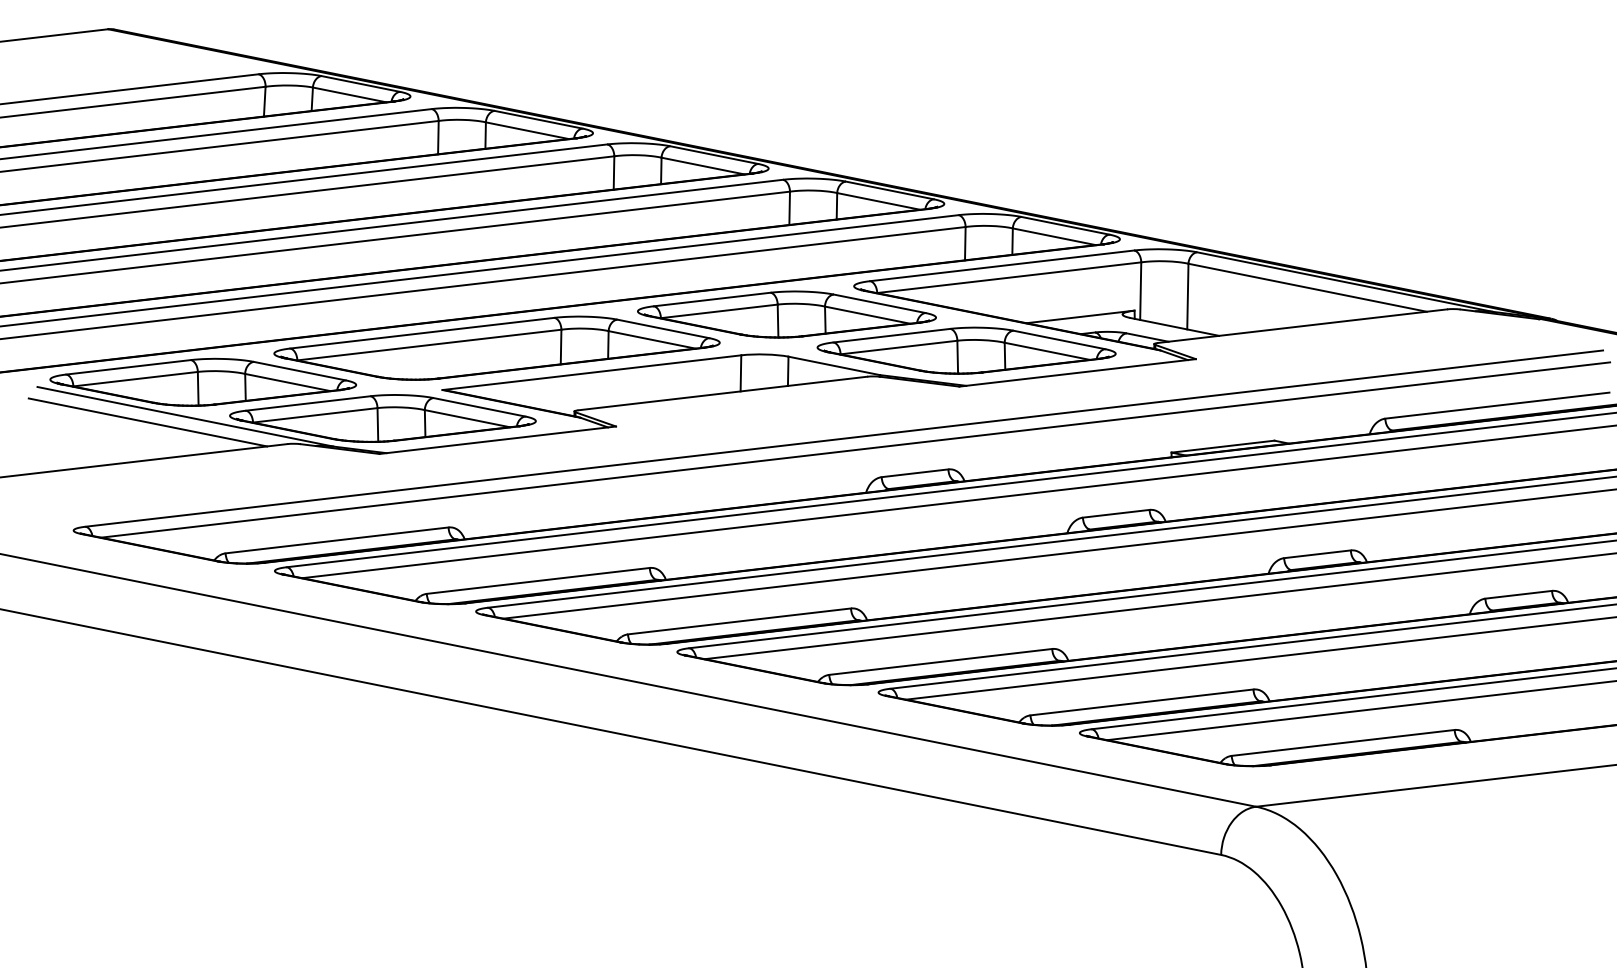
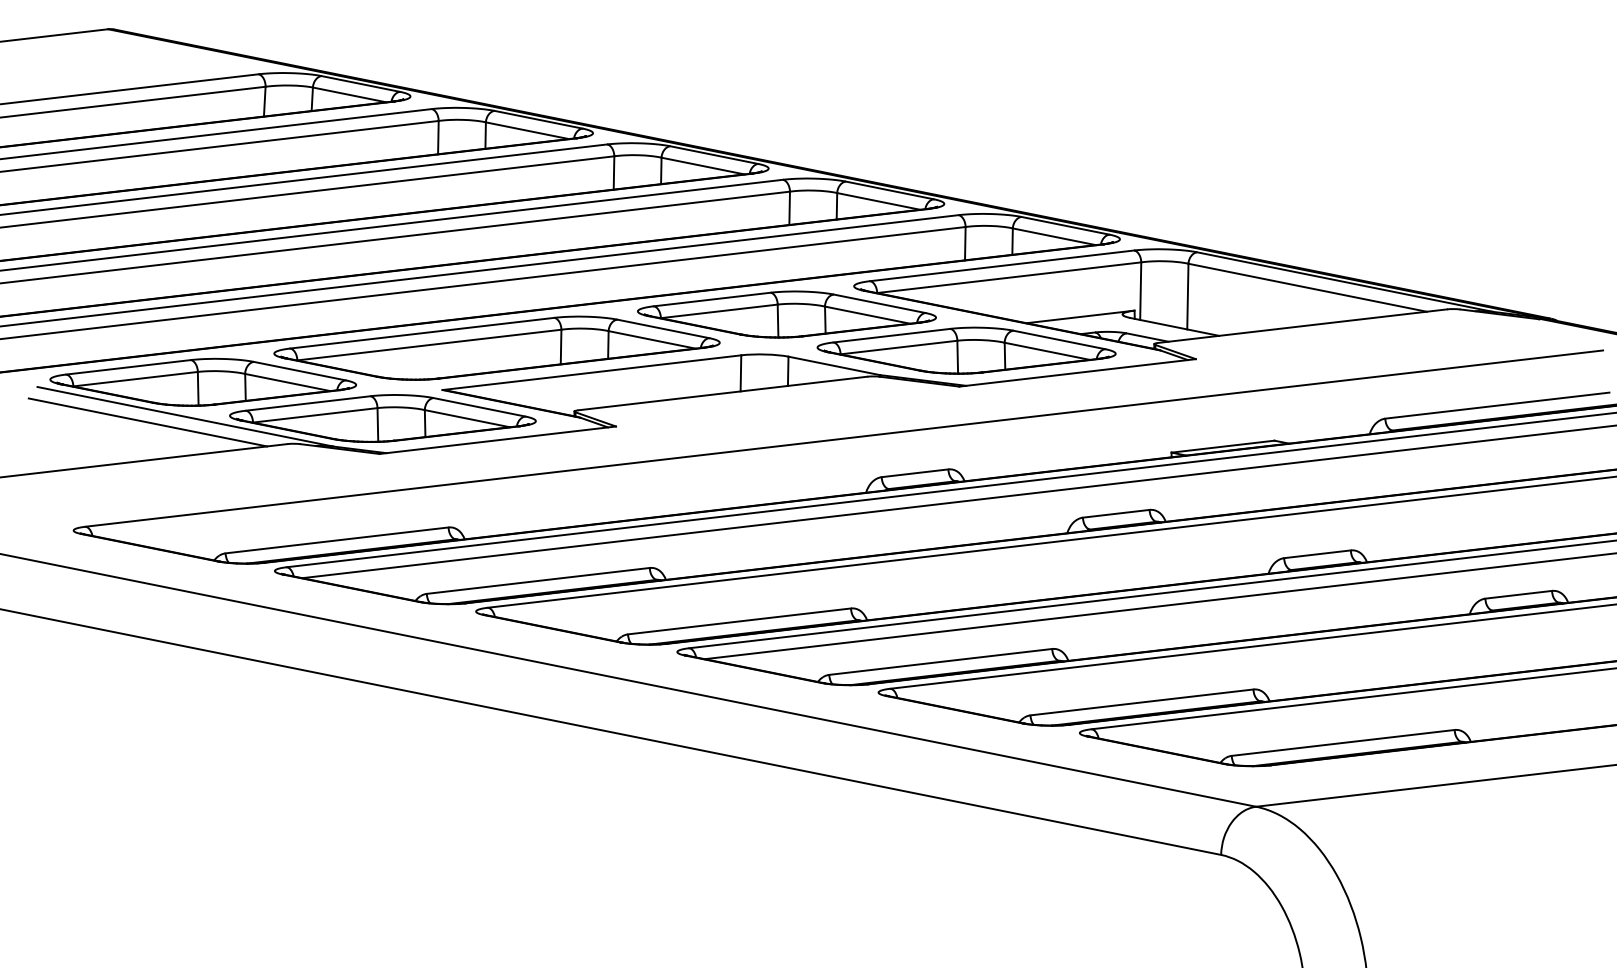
line: present -> none (855, 449)
line: present -> none (1058, 553)
line: present -> none (1259, 658)
line: present -> none (1360, 710)
